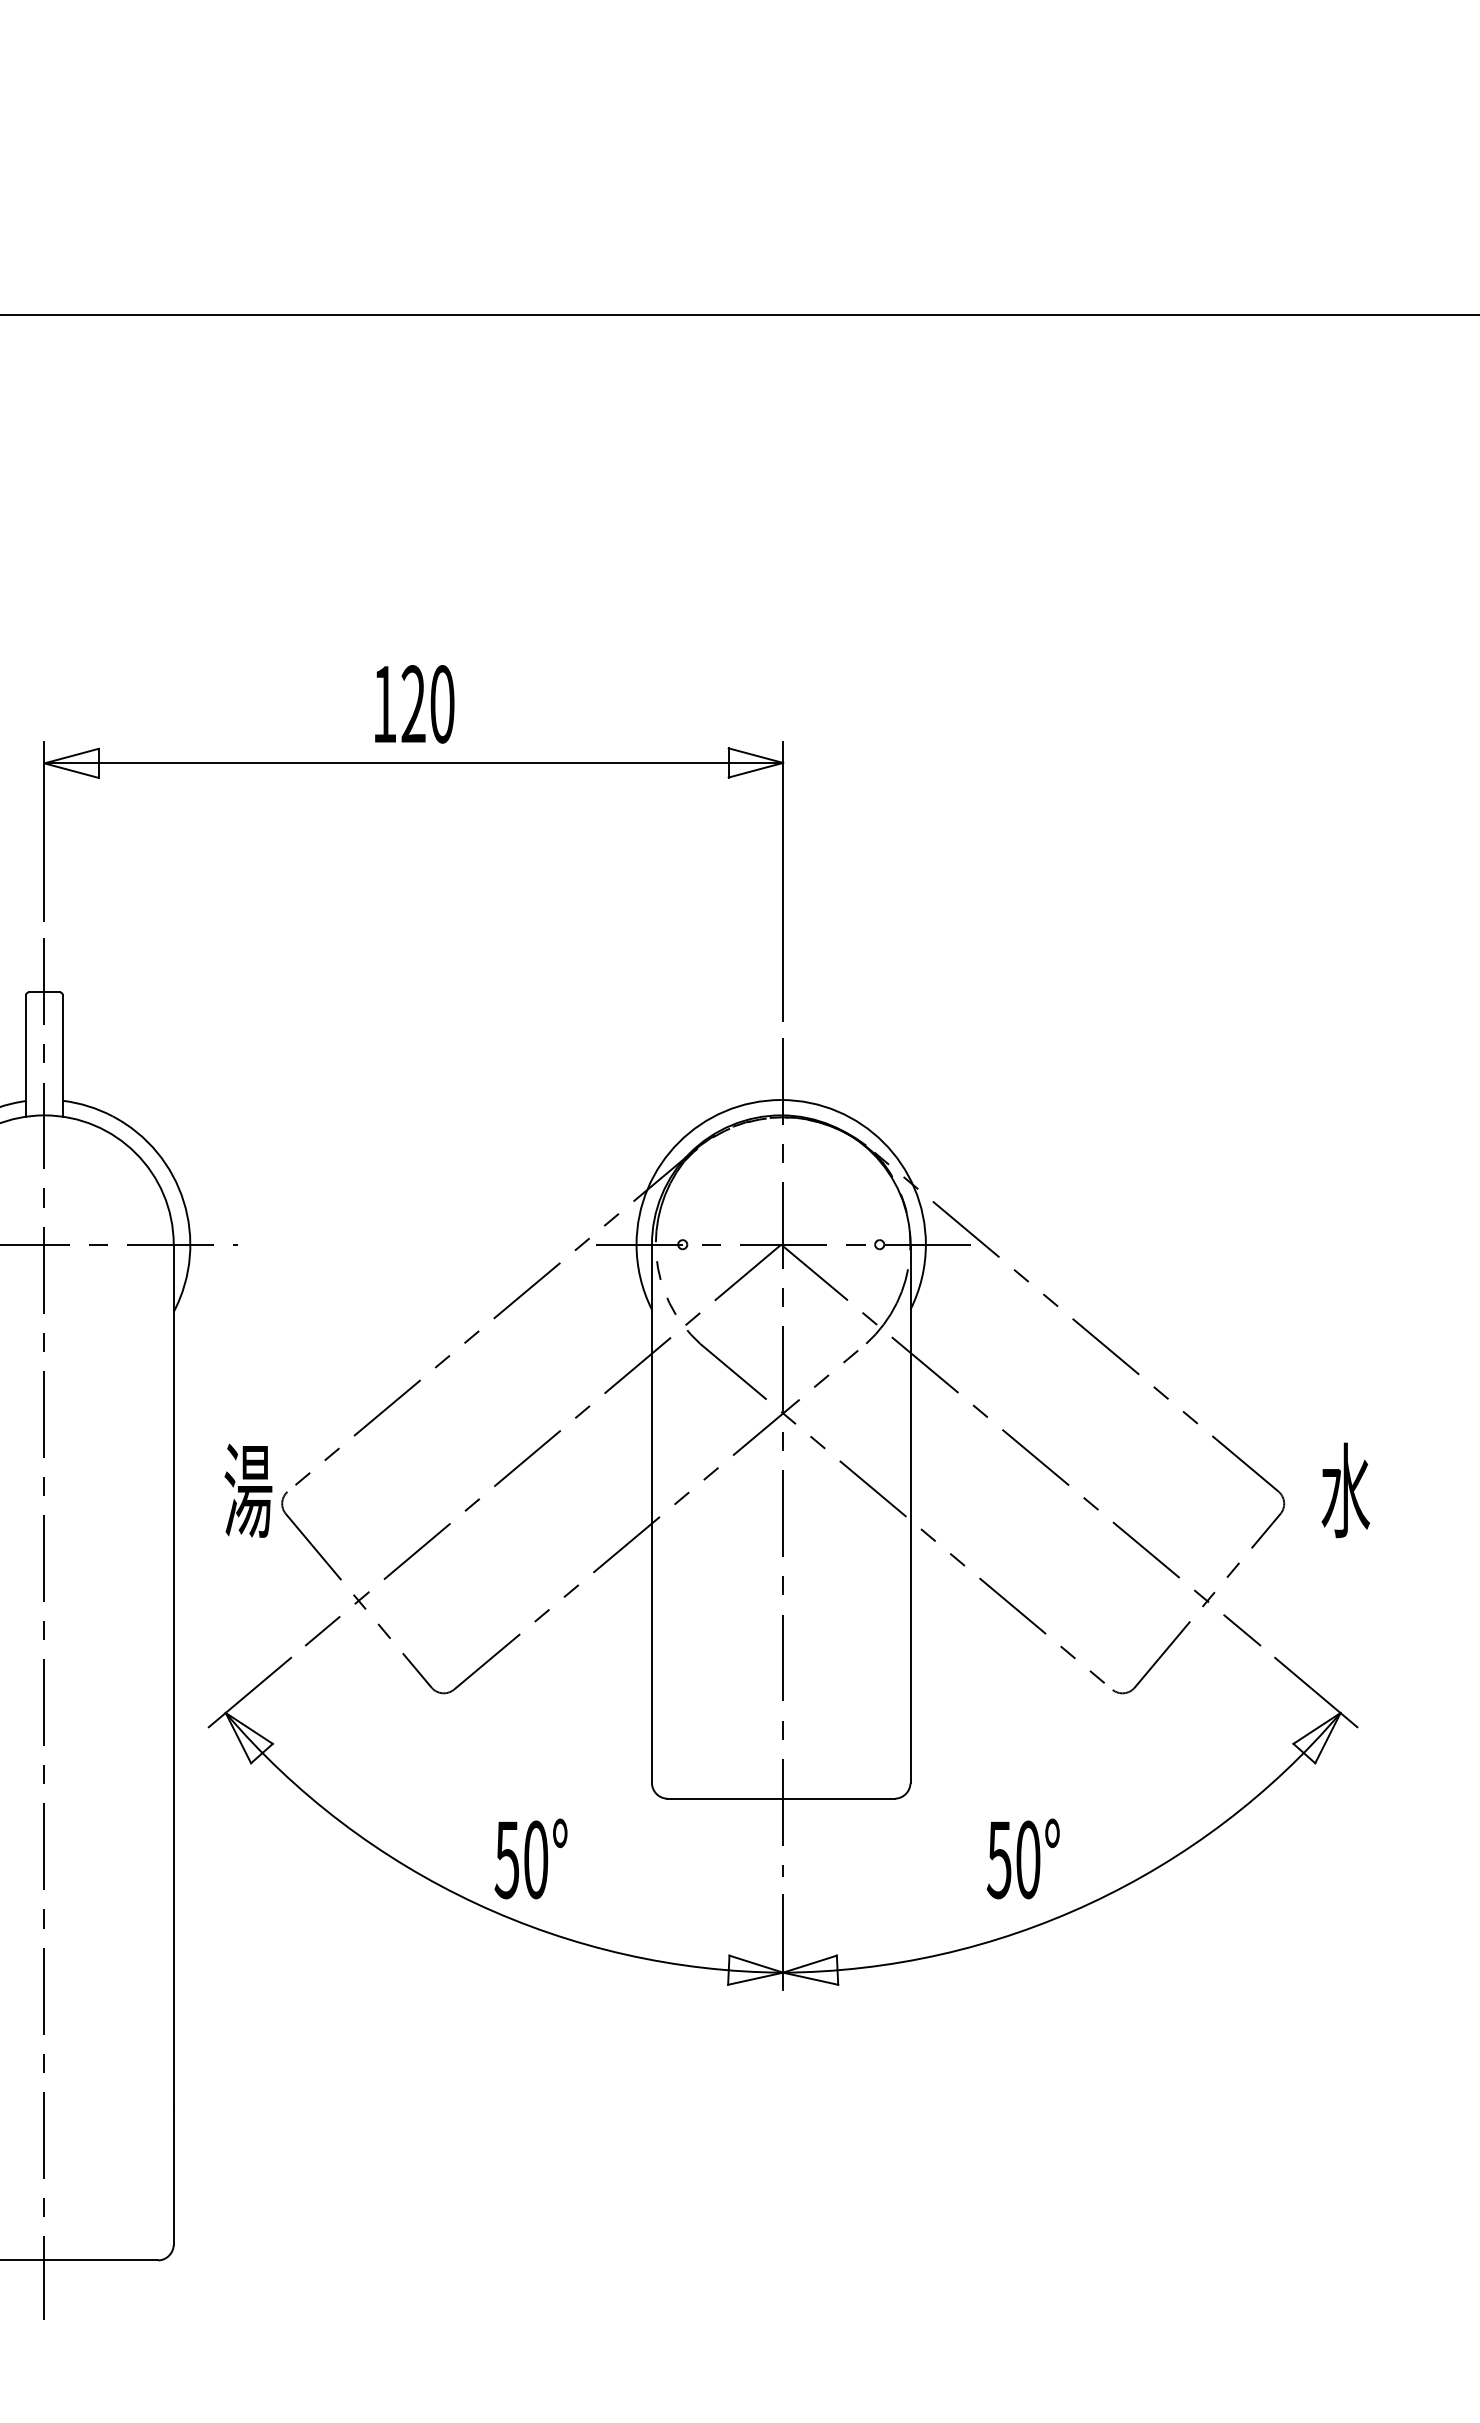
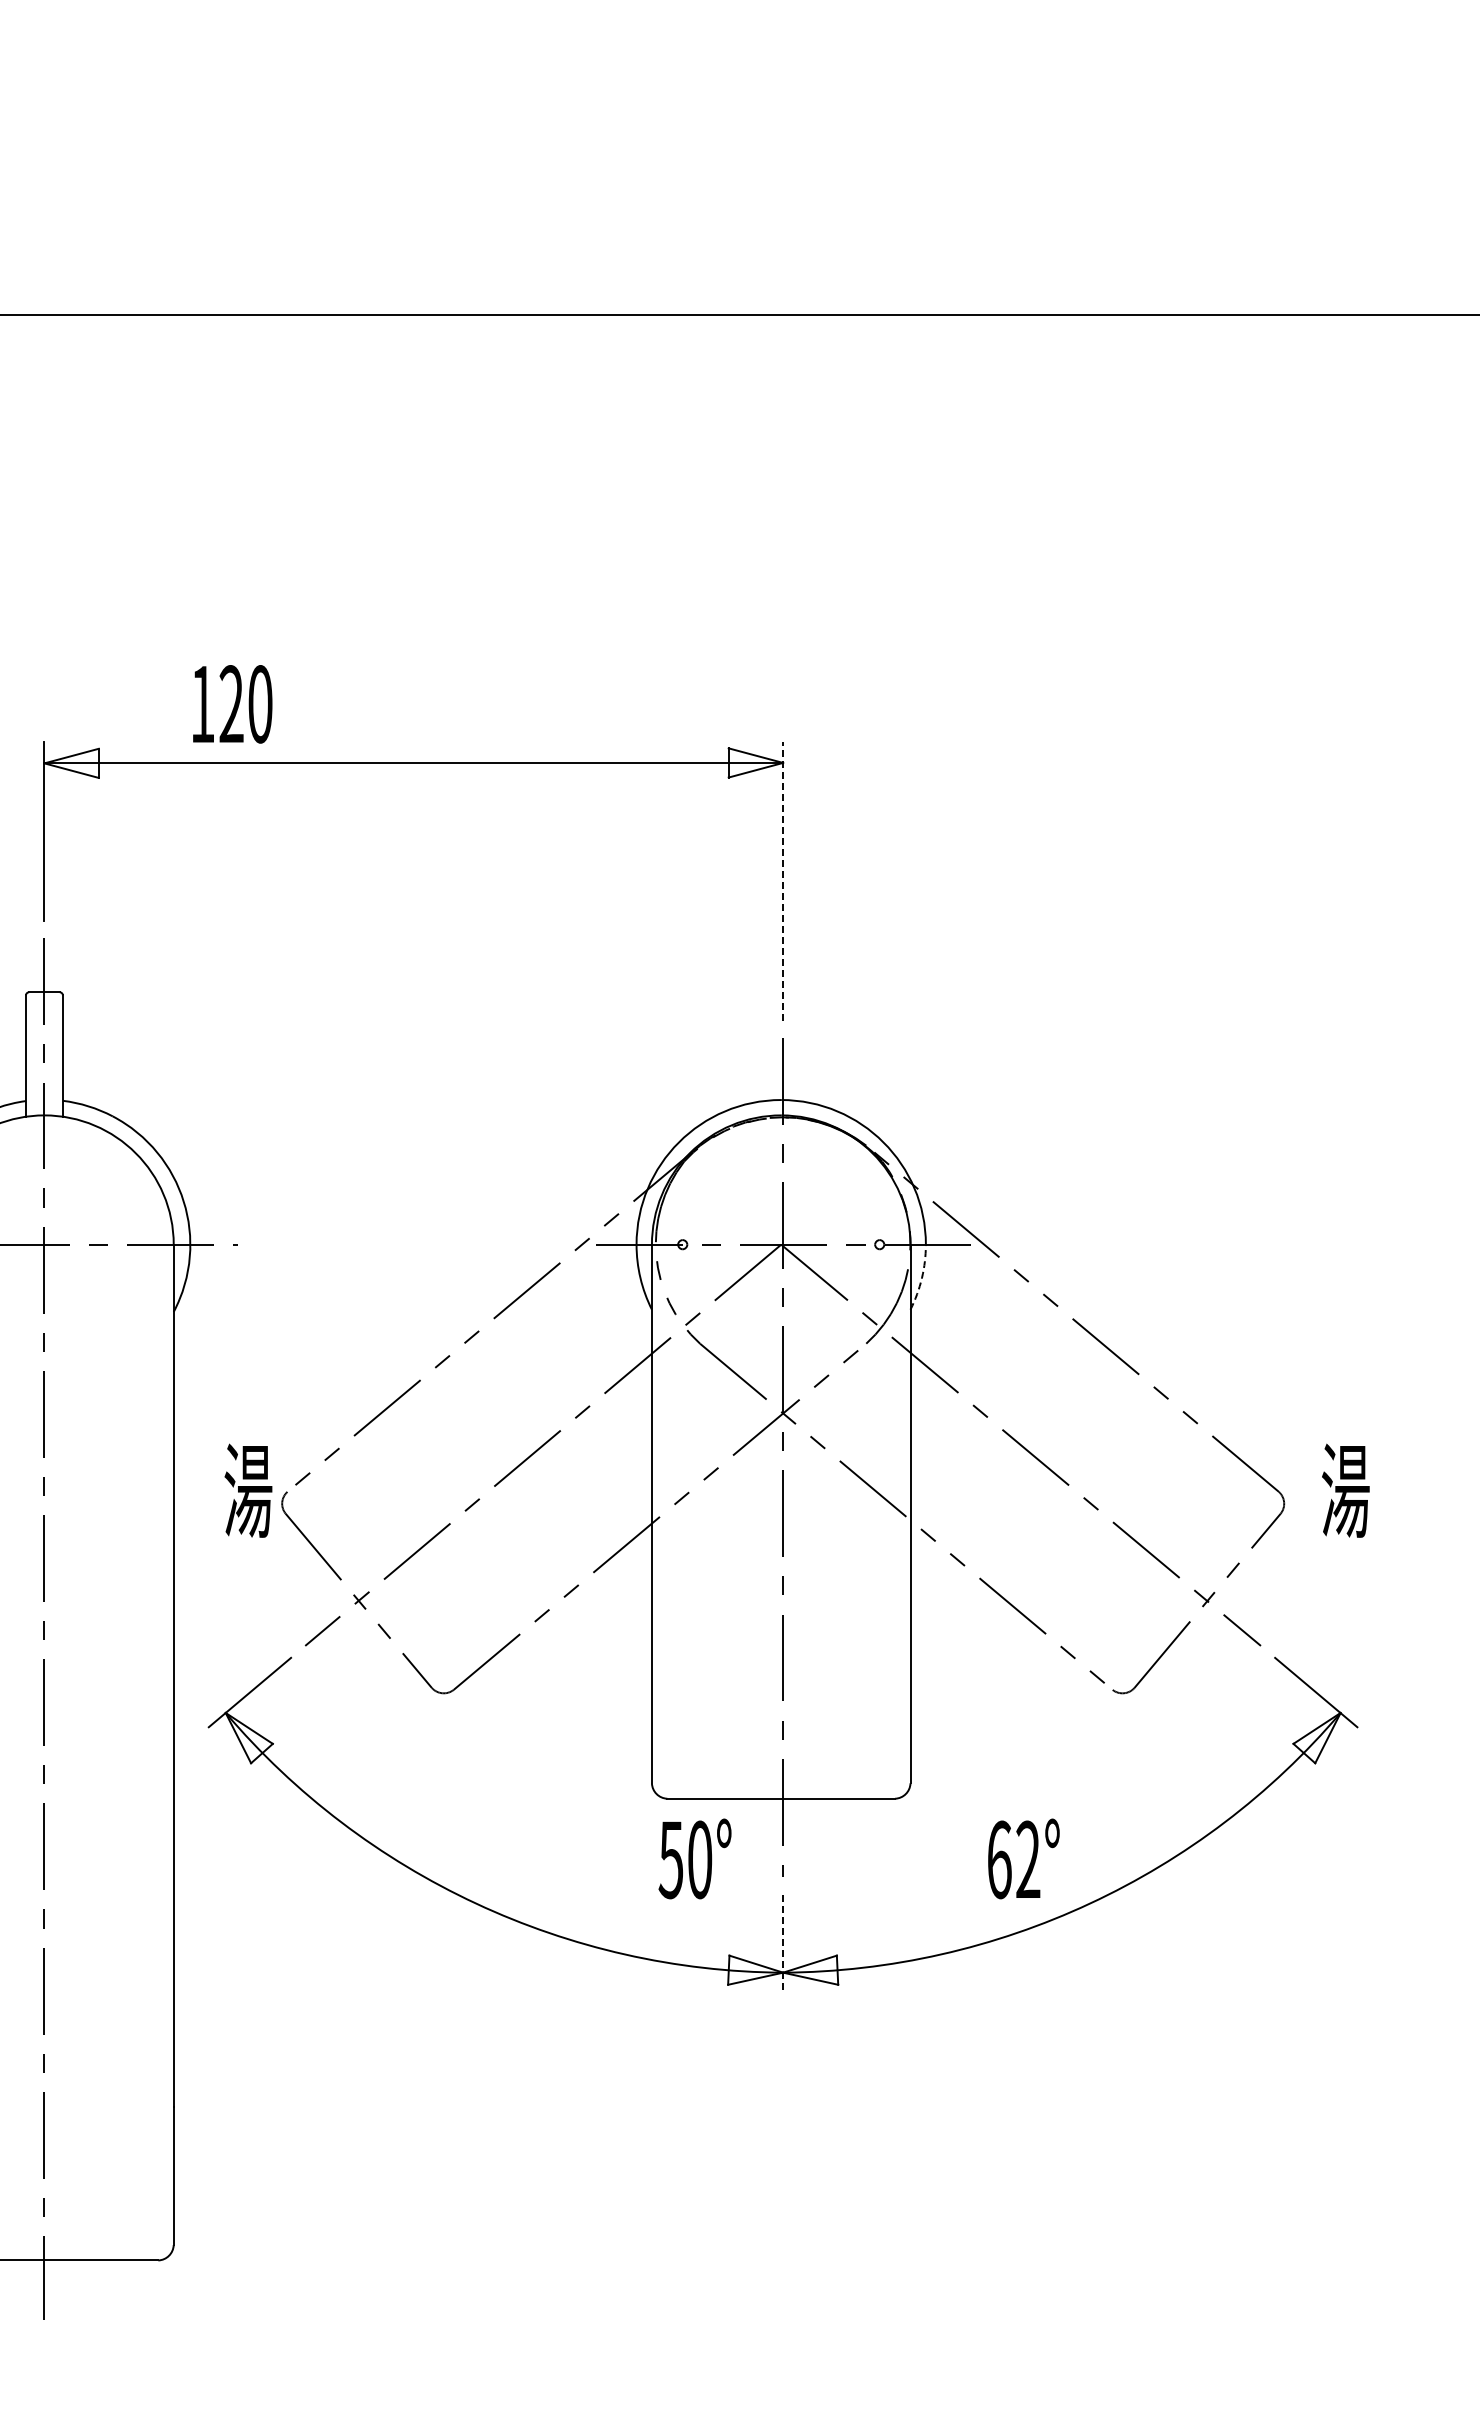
part position: (414, 704) -> (232, 704) (232, 704)
line: solid -> dashed (783, 880)
arc: solid -> dashed (921, 1278)
text: 水 -> 湯 (1345, 1490)
text position: (530, 1858) -> (694, 1858) (694, 1858)
text: 50° -> 62° (1013, 1859)
line: solid -> dashed (783, 1942)
